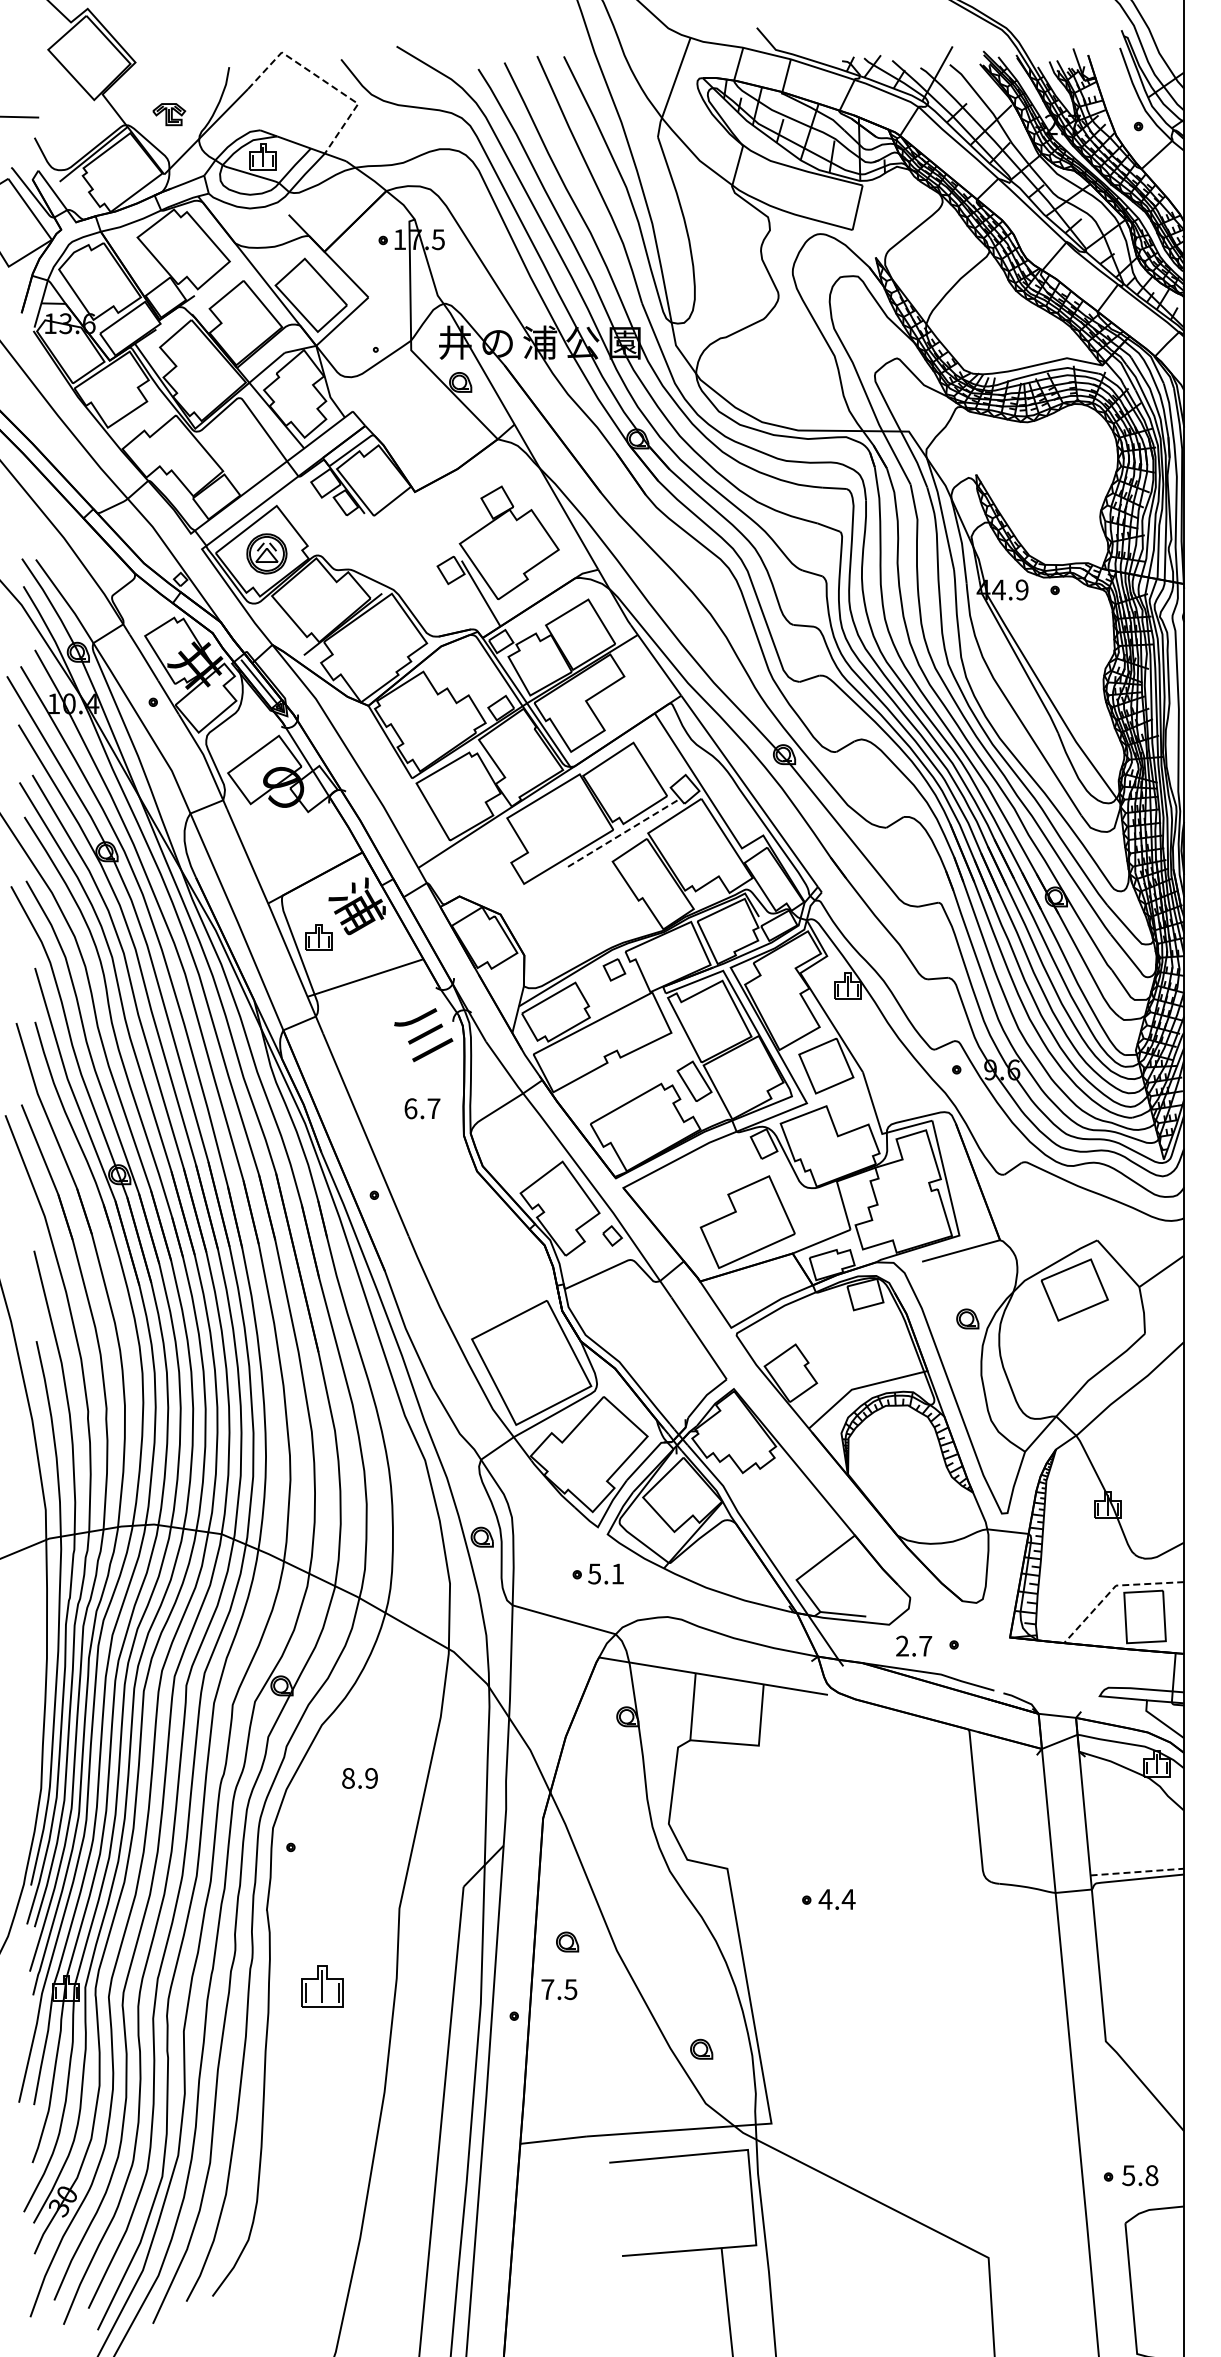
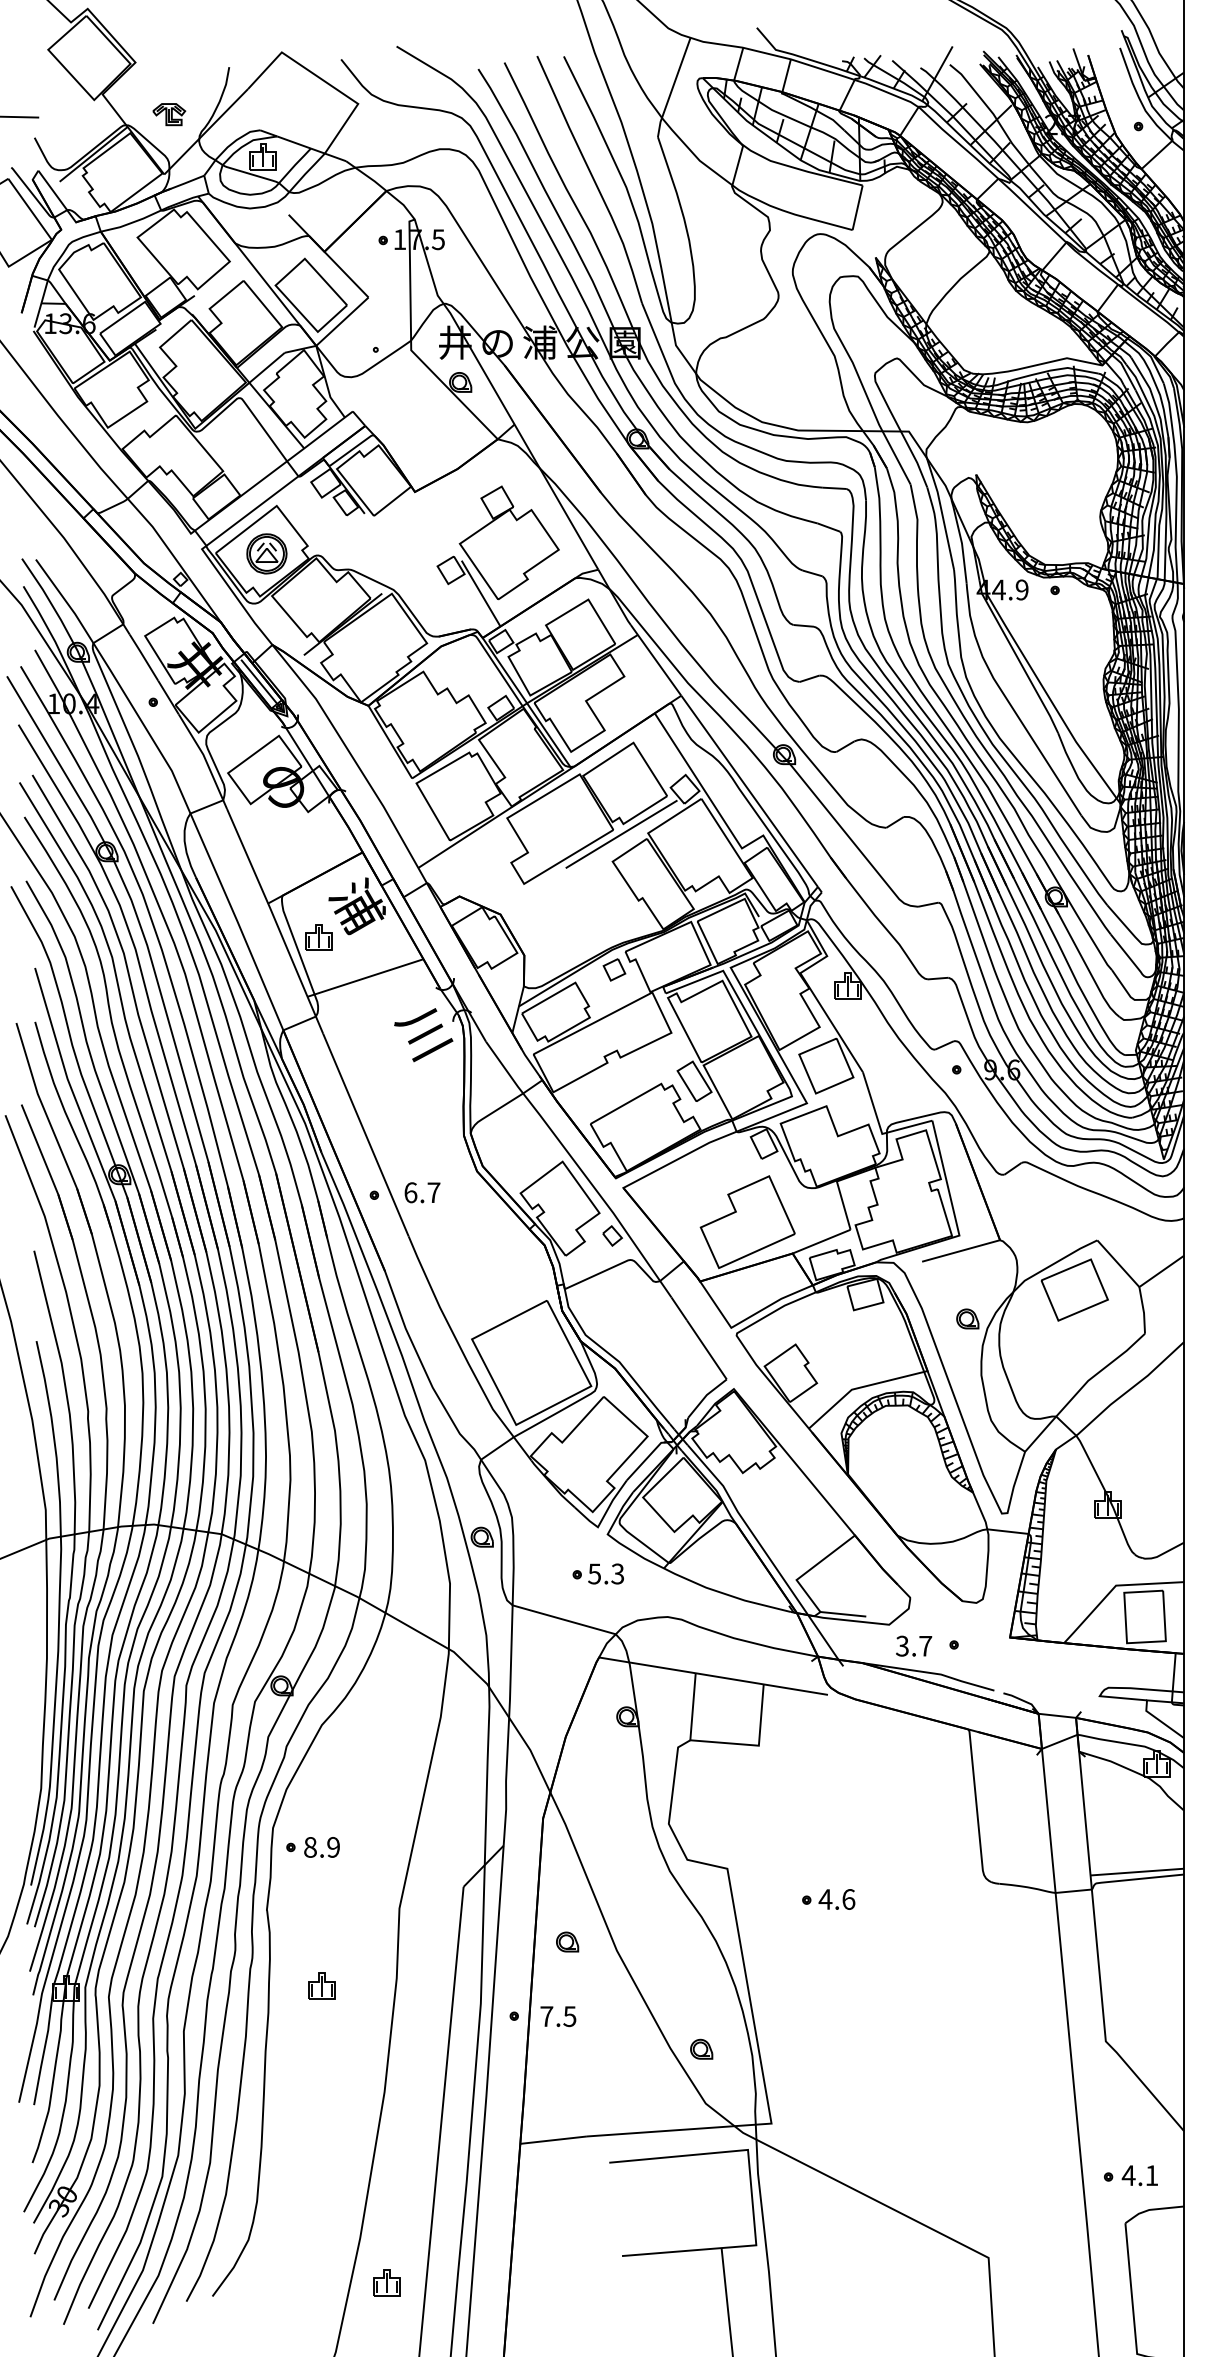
line: dashed -> solid (324, 81)
line: dashed -> solid (621, 834)
text position: (422, 1108) -> (422, 1192) (422, 1192)
text: 5.1 -> 5.3 (617, 1573)
line: dashed -> solid (1112, 1589)
text: 2.7 -> 3.7 (902, 1646)
text position: (359, 1778) -> (321, 1847) (321, 1847)
line: dashed -> solid (1137, 1872)
text: 4.4 -> 4.6 (848, 1899)
part size: 43x43 px -> 28x28 px (321, 1985)
text position: (559, 1989) -> (558, 2016) (558, 2016)
text: 5.8 -> 4.1 (1139, 2175)
part: none -> present (386, 2282)
